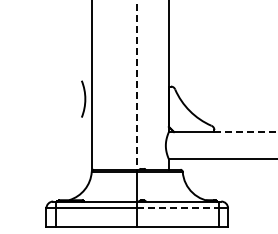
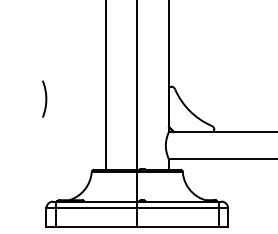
line position: (91, 85) -> (105, 85) (105, 85)
line: dashed -> solid (137, 85)
arc position: (84, 98) -> (45, 98) (45, 98)
line: dashed -> solid (246, 131)
line: dashed -> solid (178, 208)
